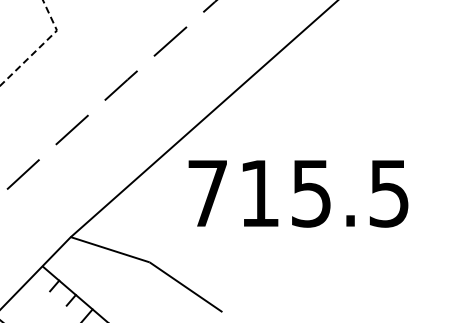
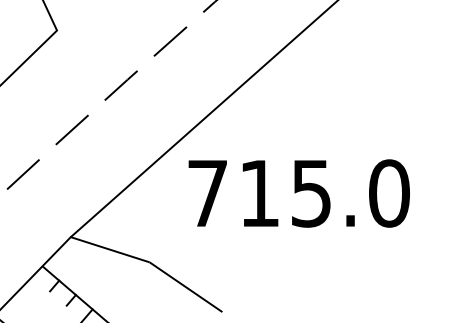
line: dashed -> solid (41, 45)
text: 715.5 -> 715.0 (389, 193)
